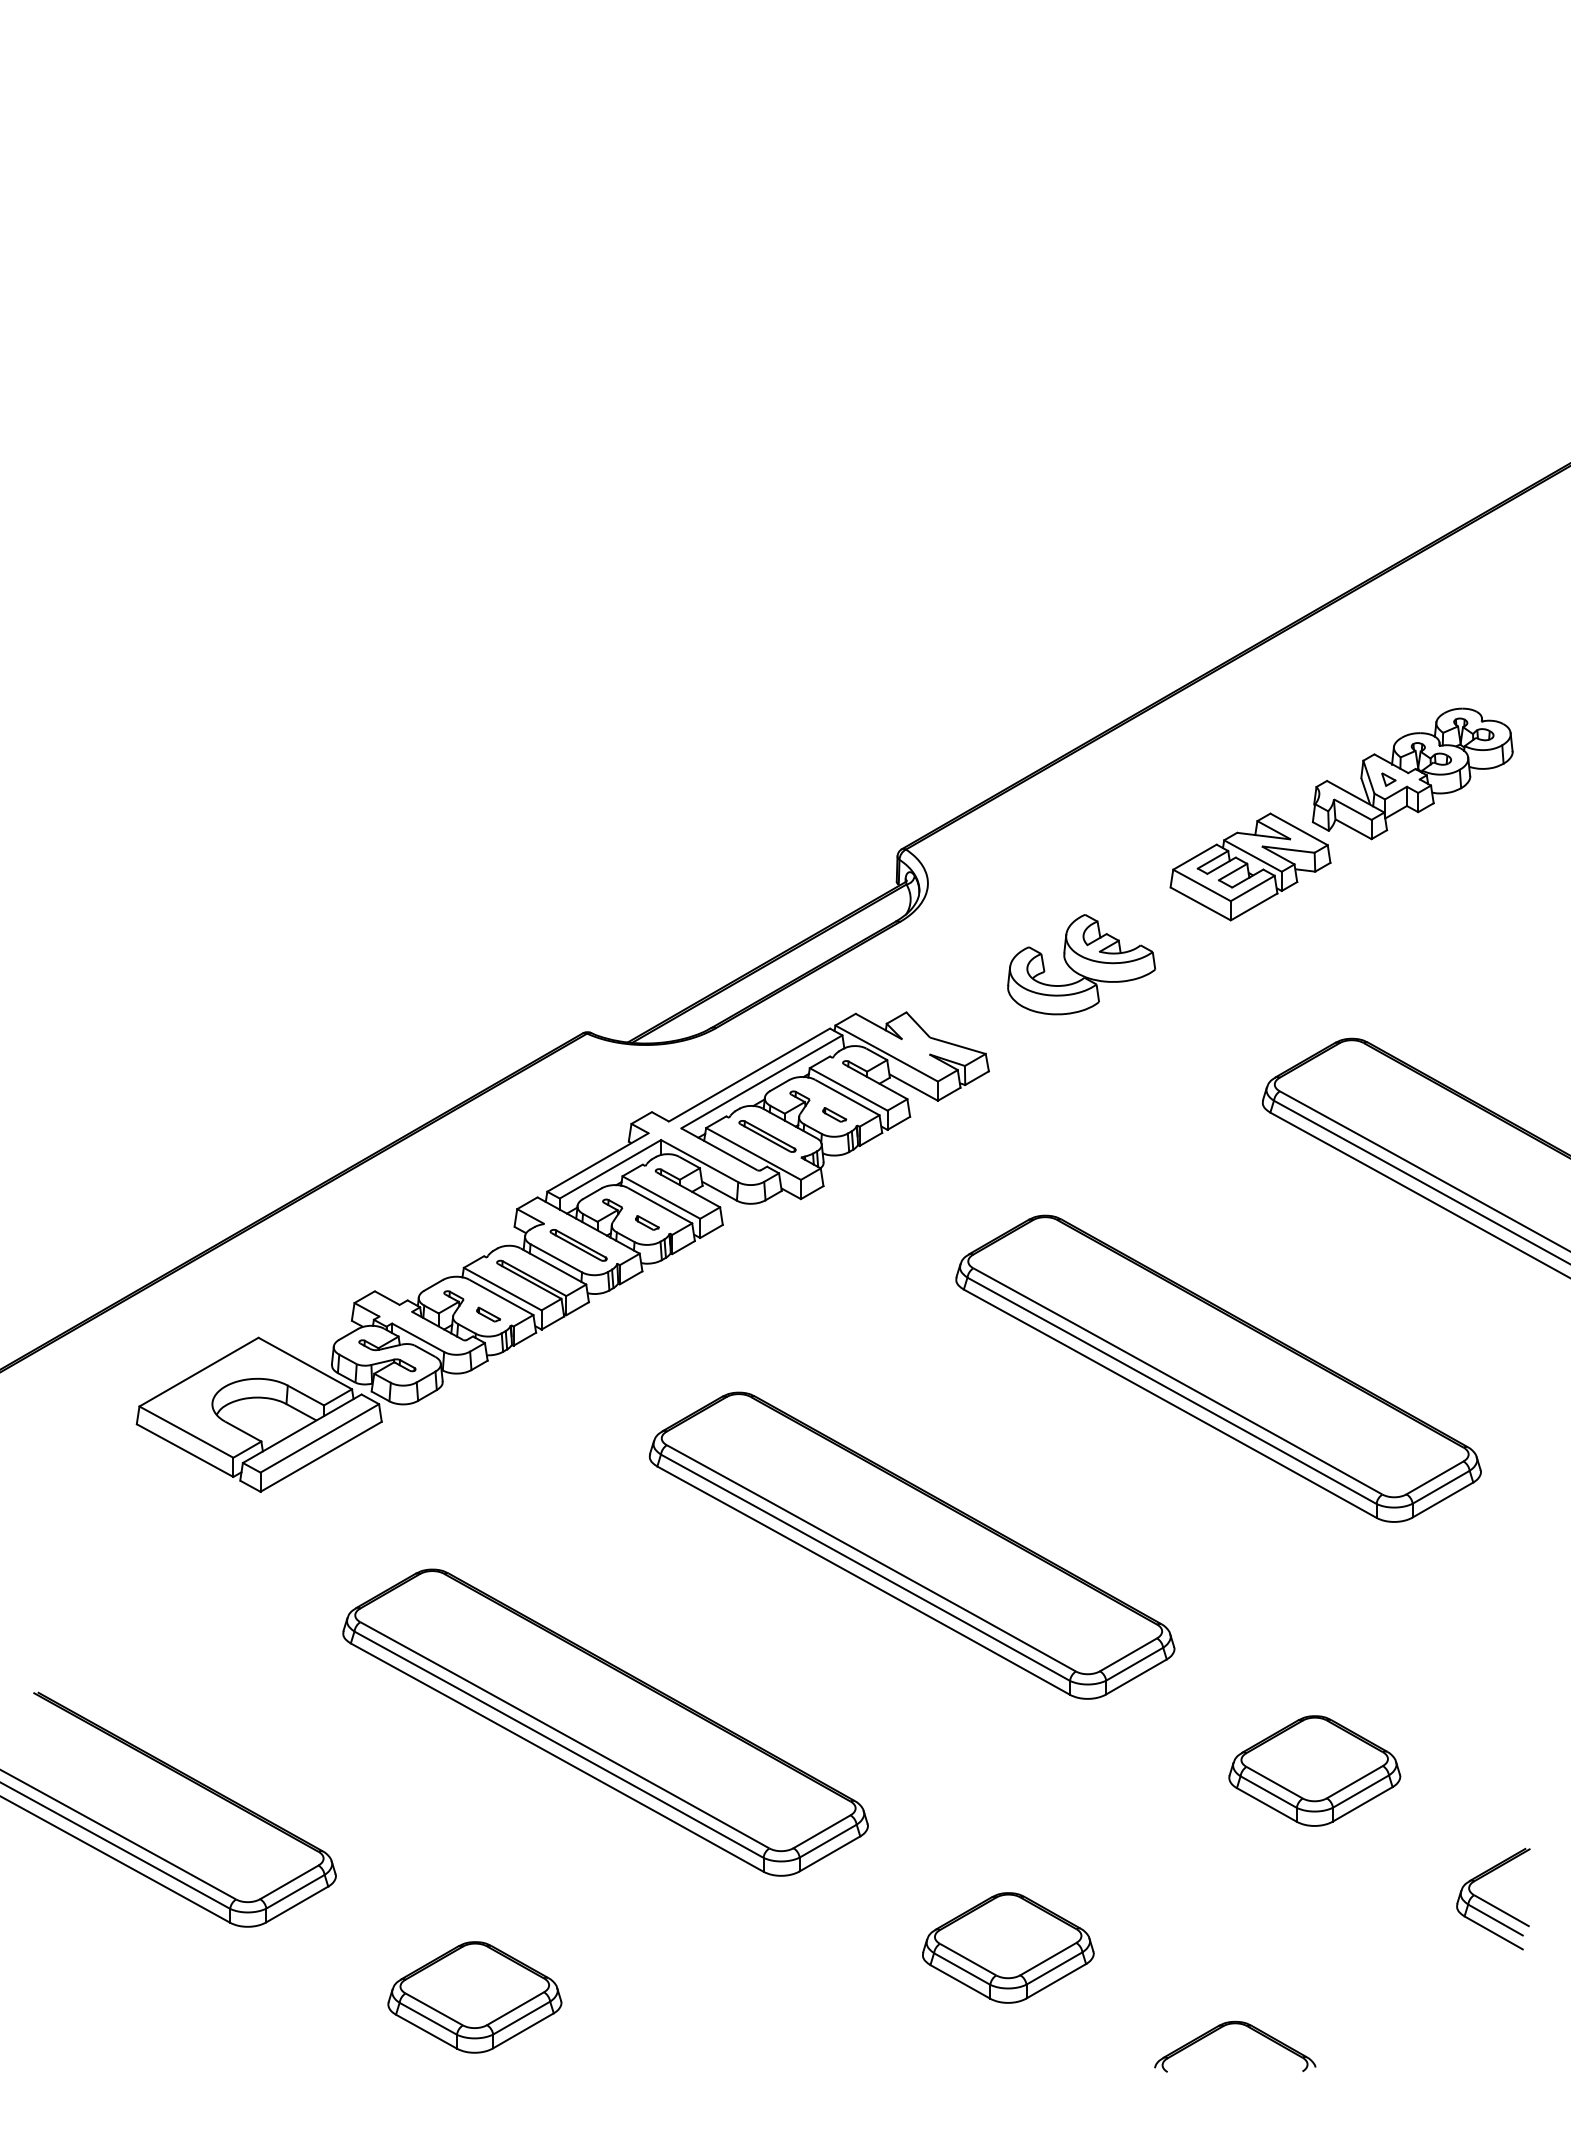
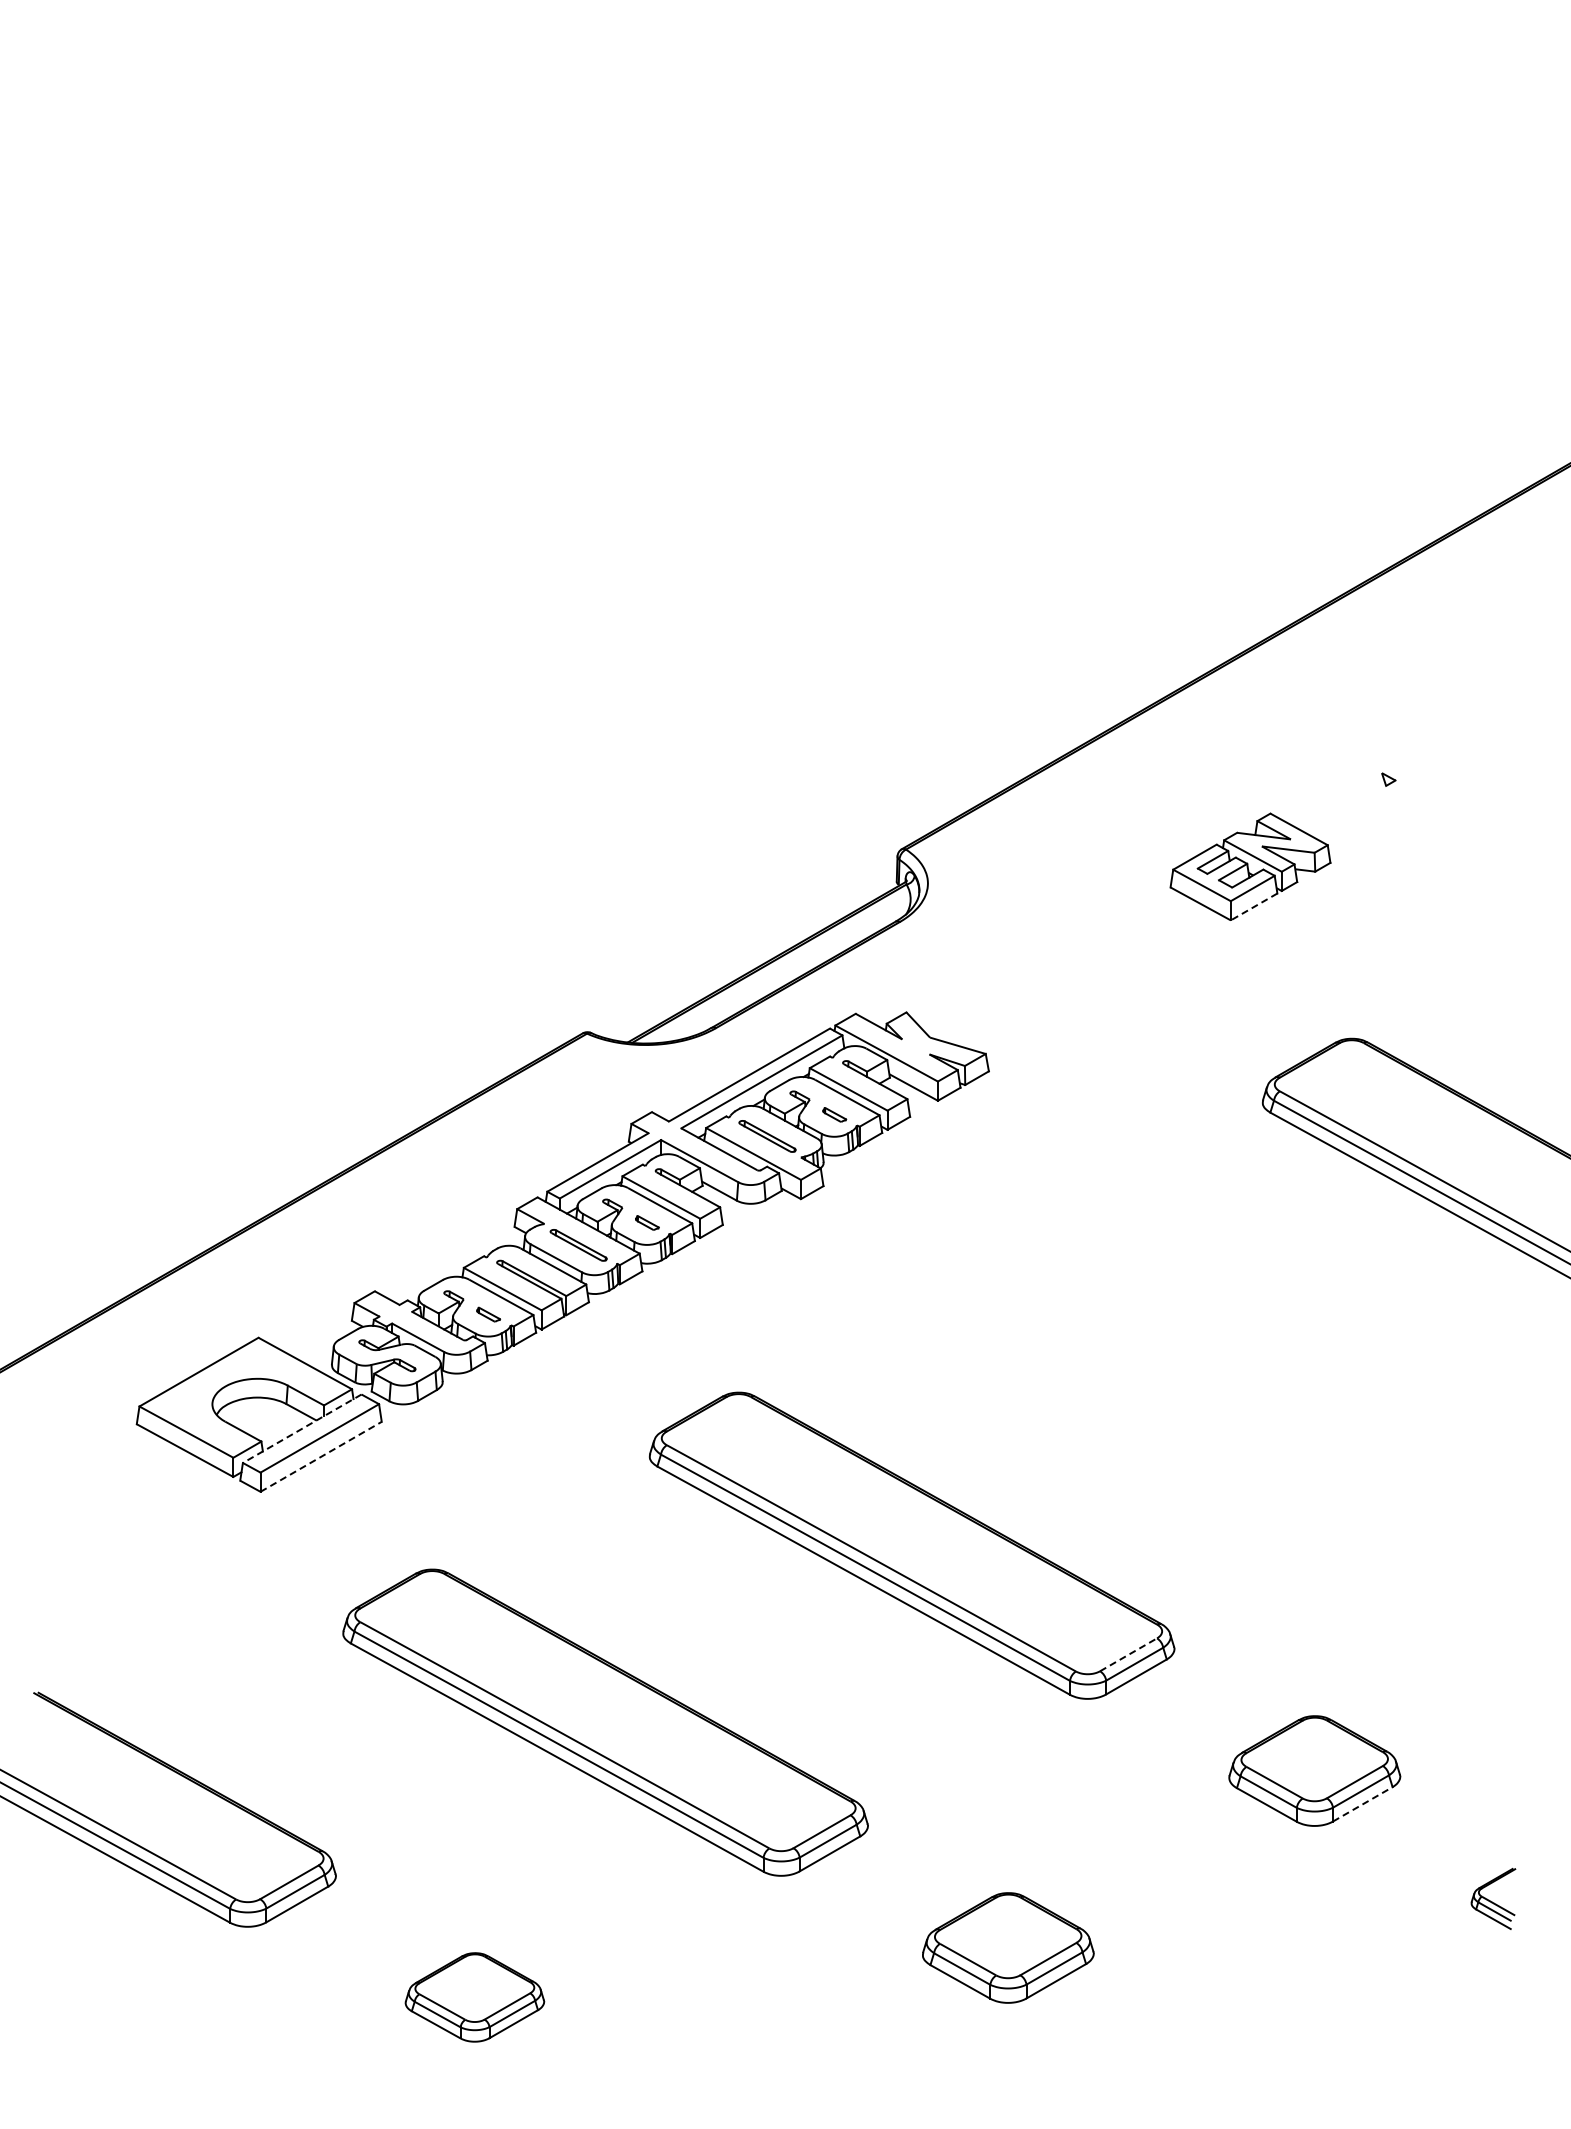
part: present -> none (1412, 773)
line: solid -> dashed (1254, 906)
part: present -> none (1081, 964)
part: present -> none (1218, 1368)
line: solid -> dashed (301, 1428)
line: solid -> dashed (321, 1456)
line: solid -> dashed (1128, 1654)
line: solid -> dashed (1363, 1804)
part size: 75x104 px -> 47x62 px (1493, 1898)
part size: 176x113 px -> 142x91 px (474, 1997)
part: present -> none (1235, 2024)
